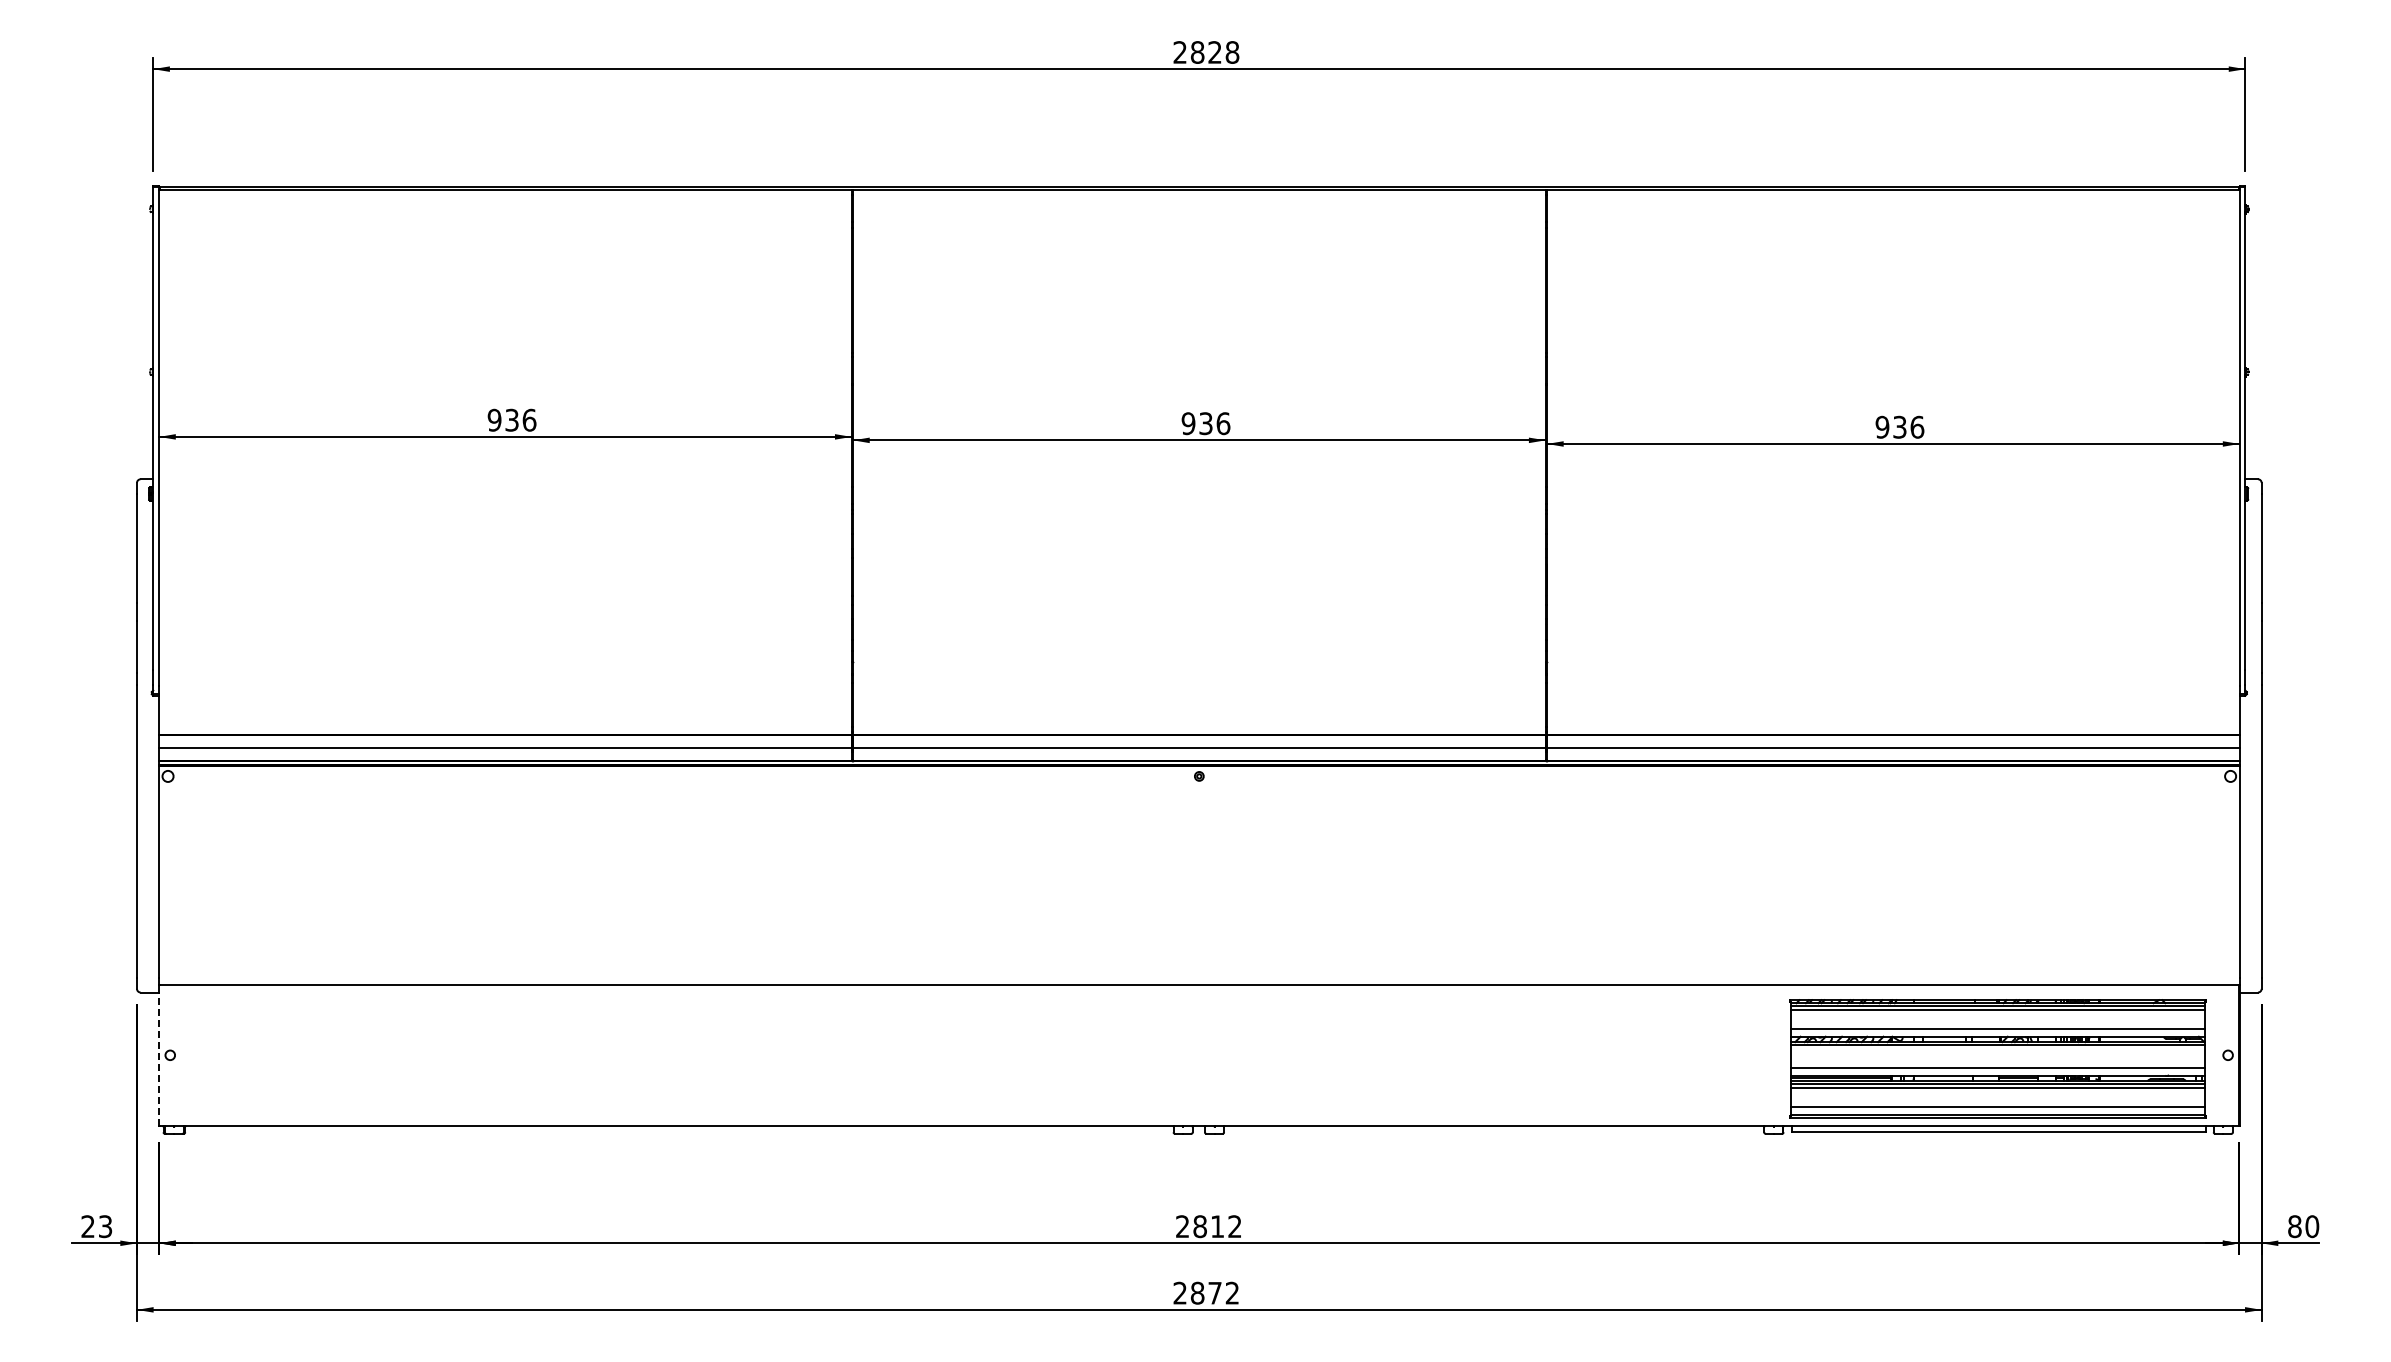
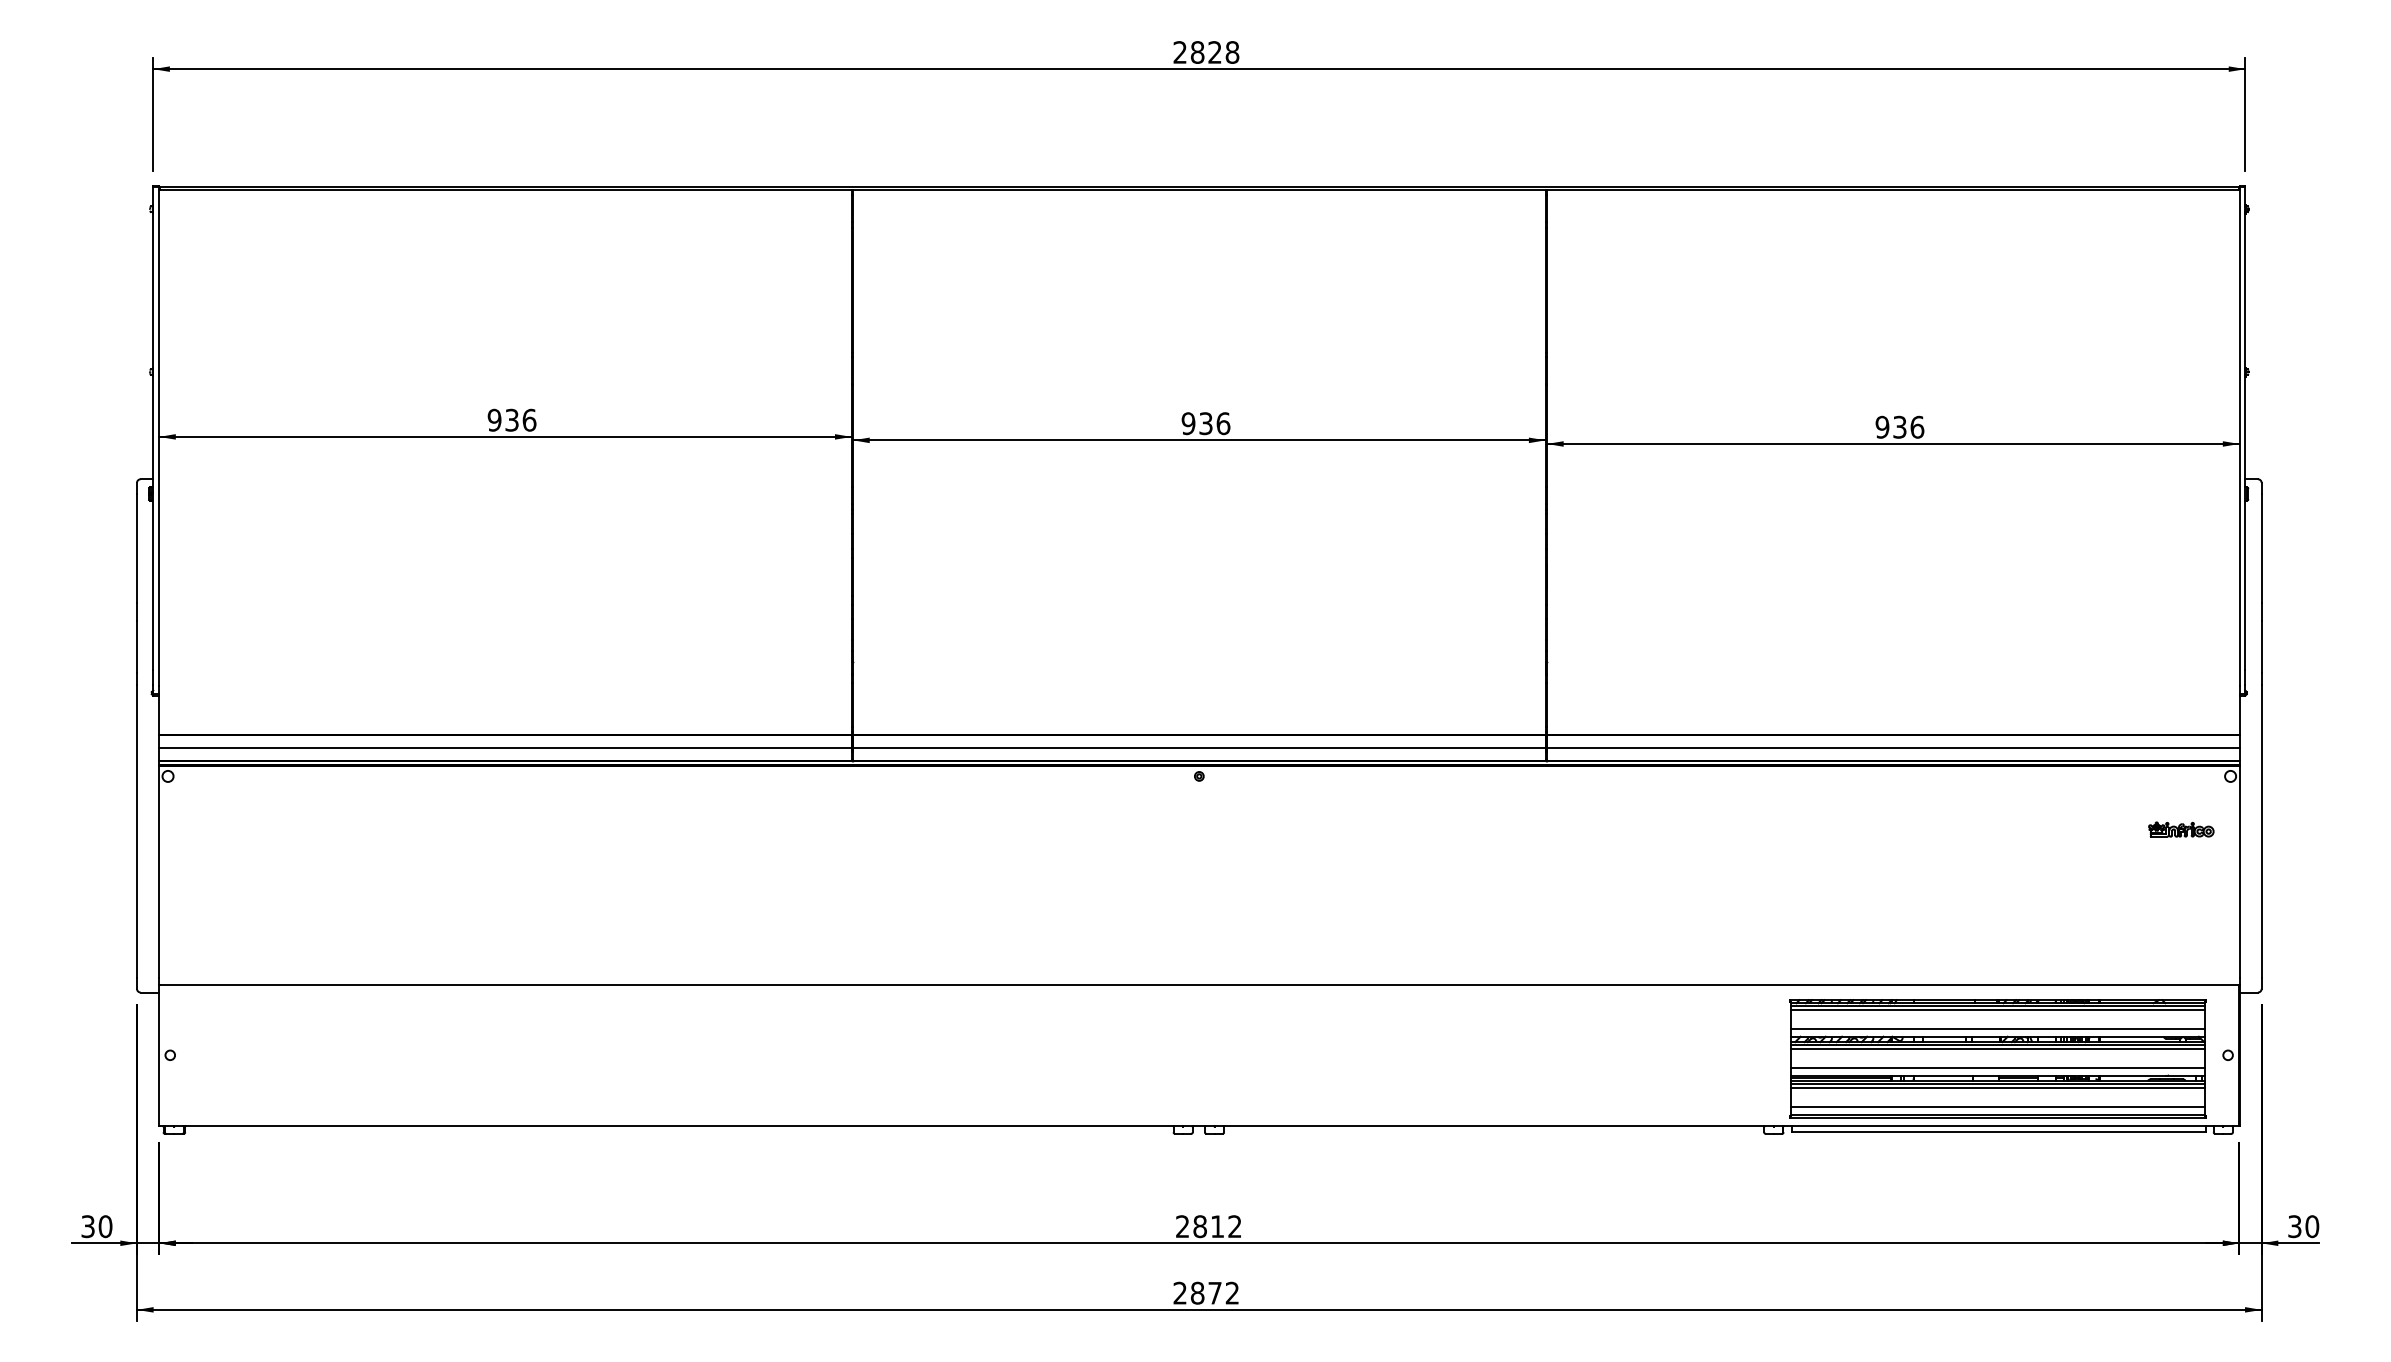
part: none -> present (2181, 829)
line: none -> present (1997, 1049)
line: dashed -> solid (159, 1059)
text: 23 -> 30 (96, 1226)
text: 80 -> 30 (2294, 1226)
